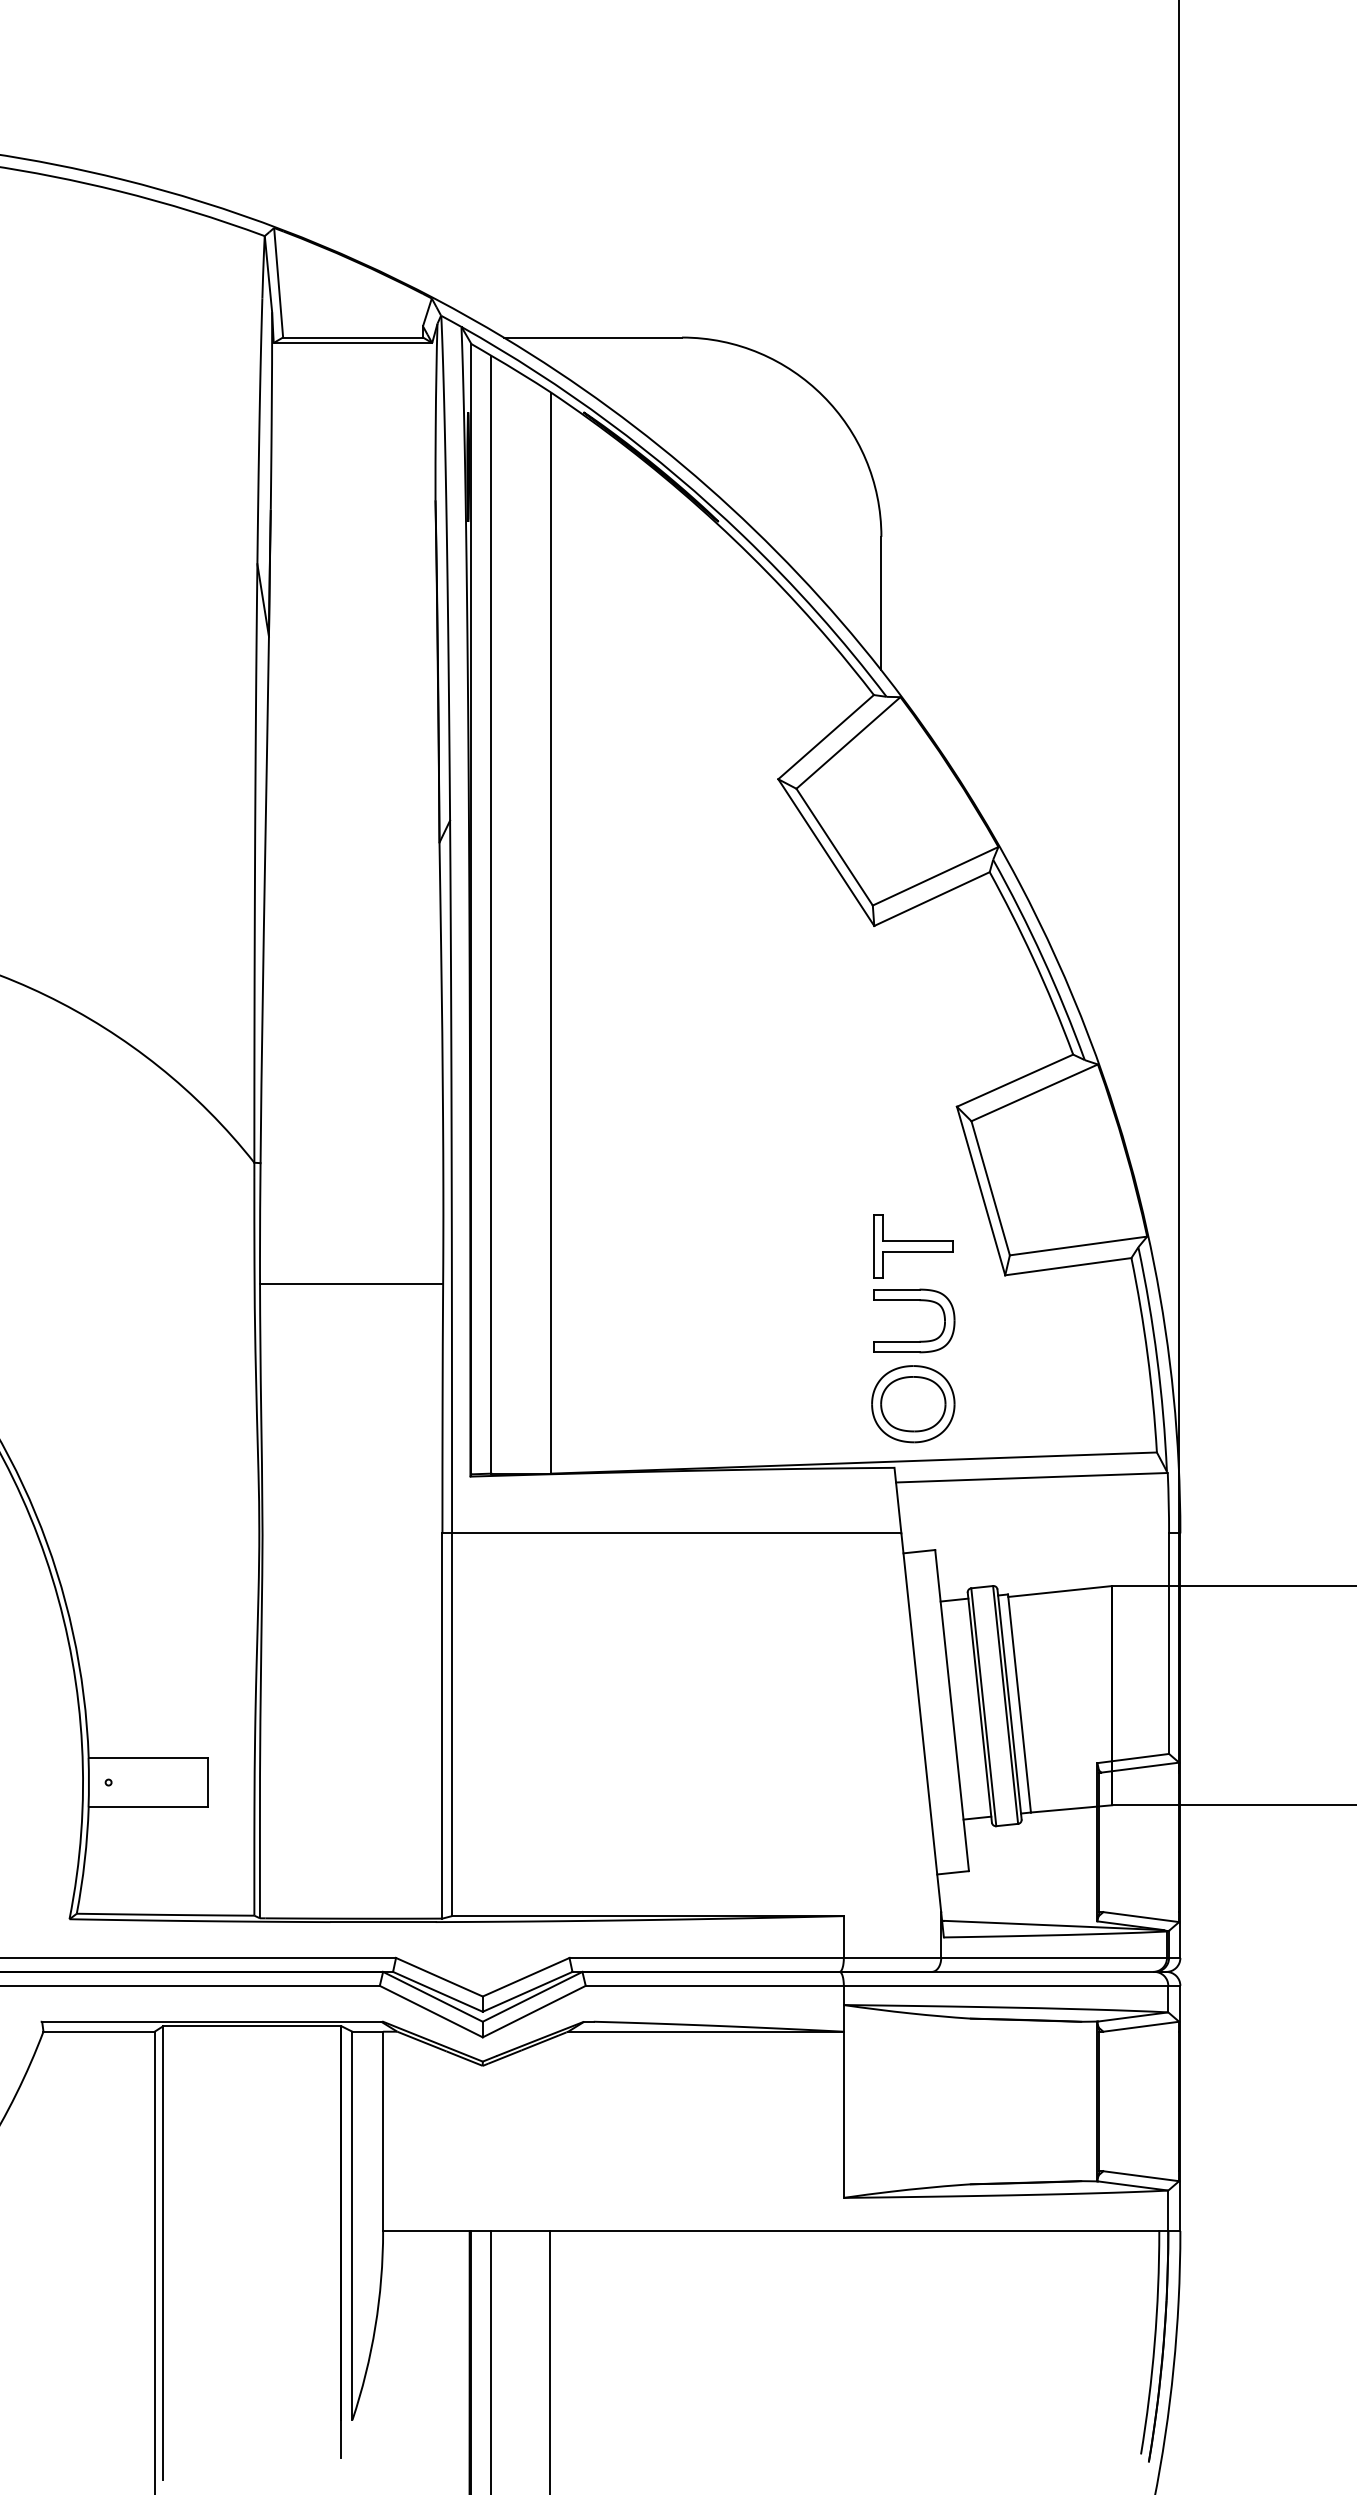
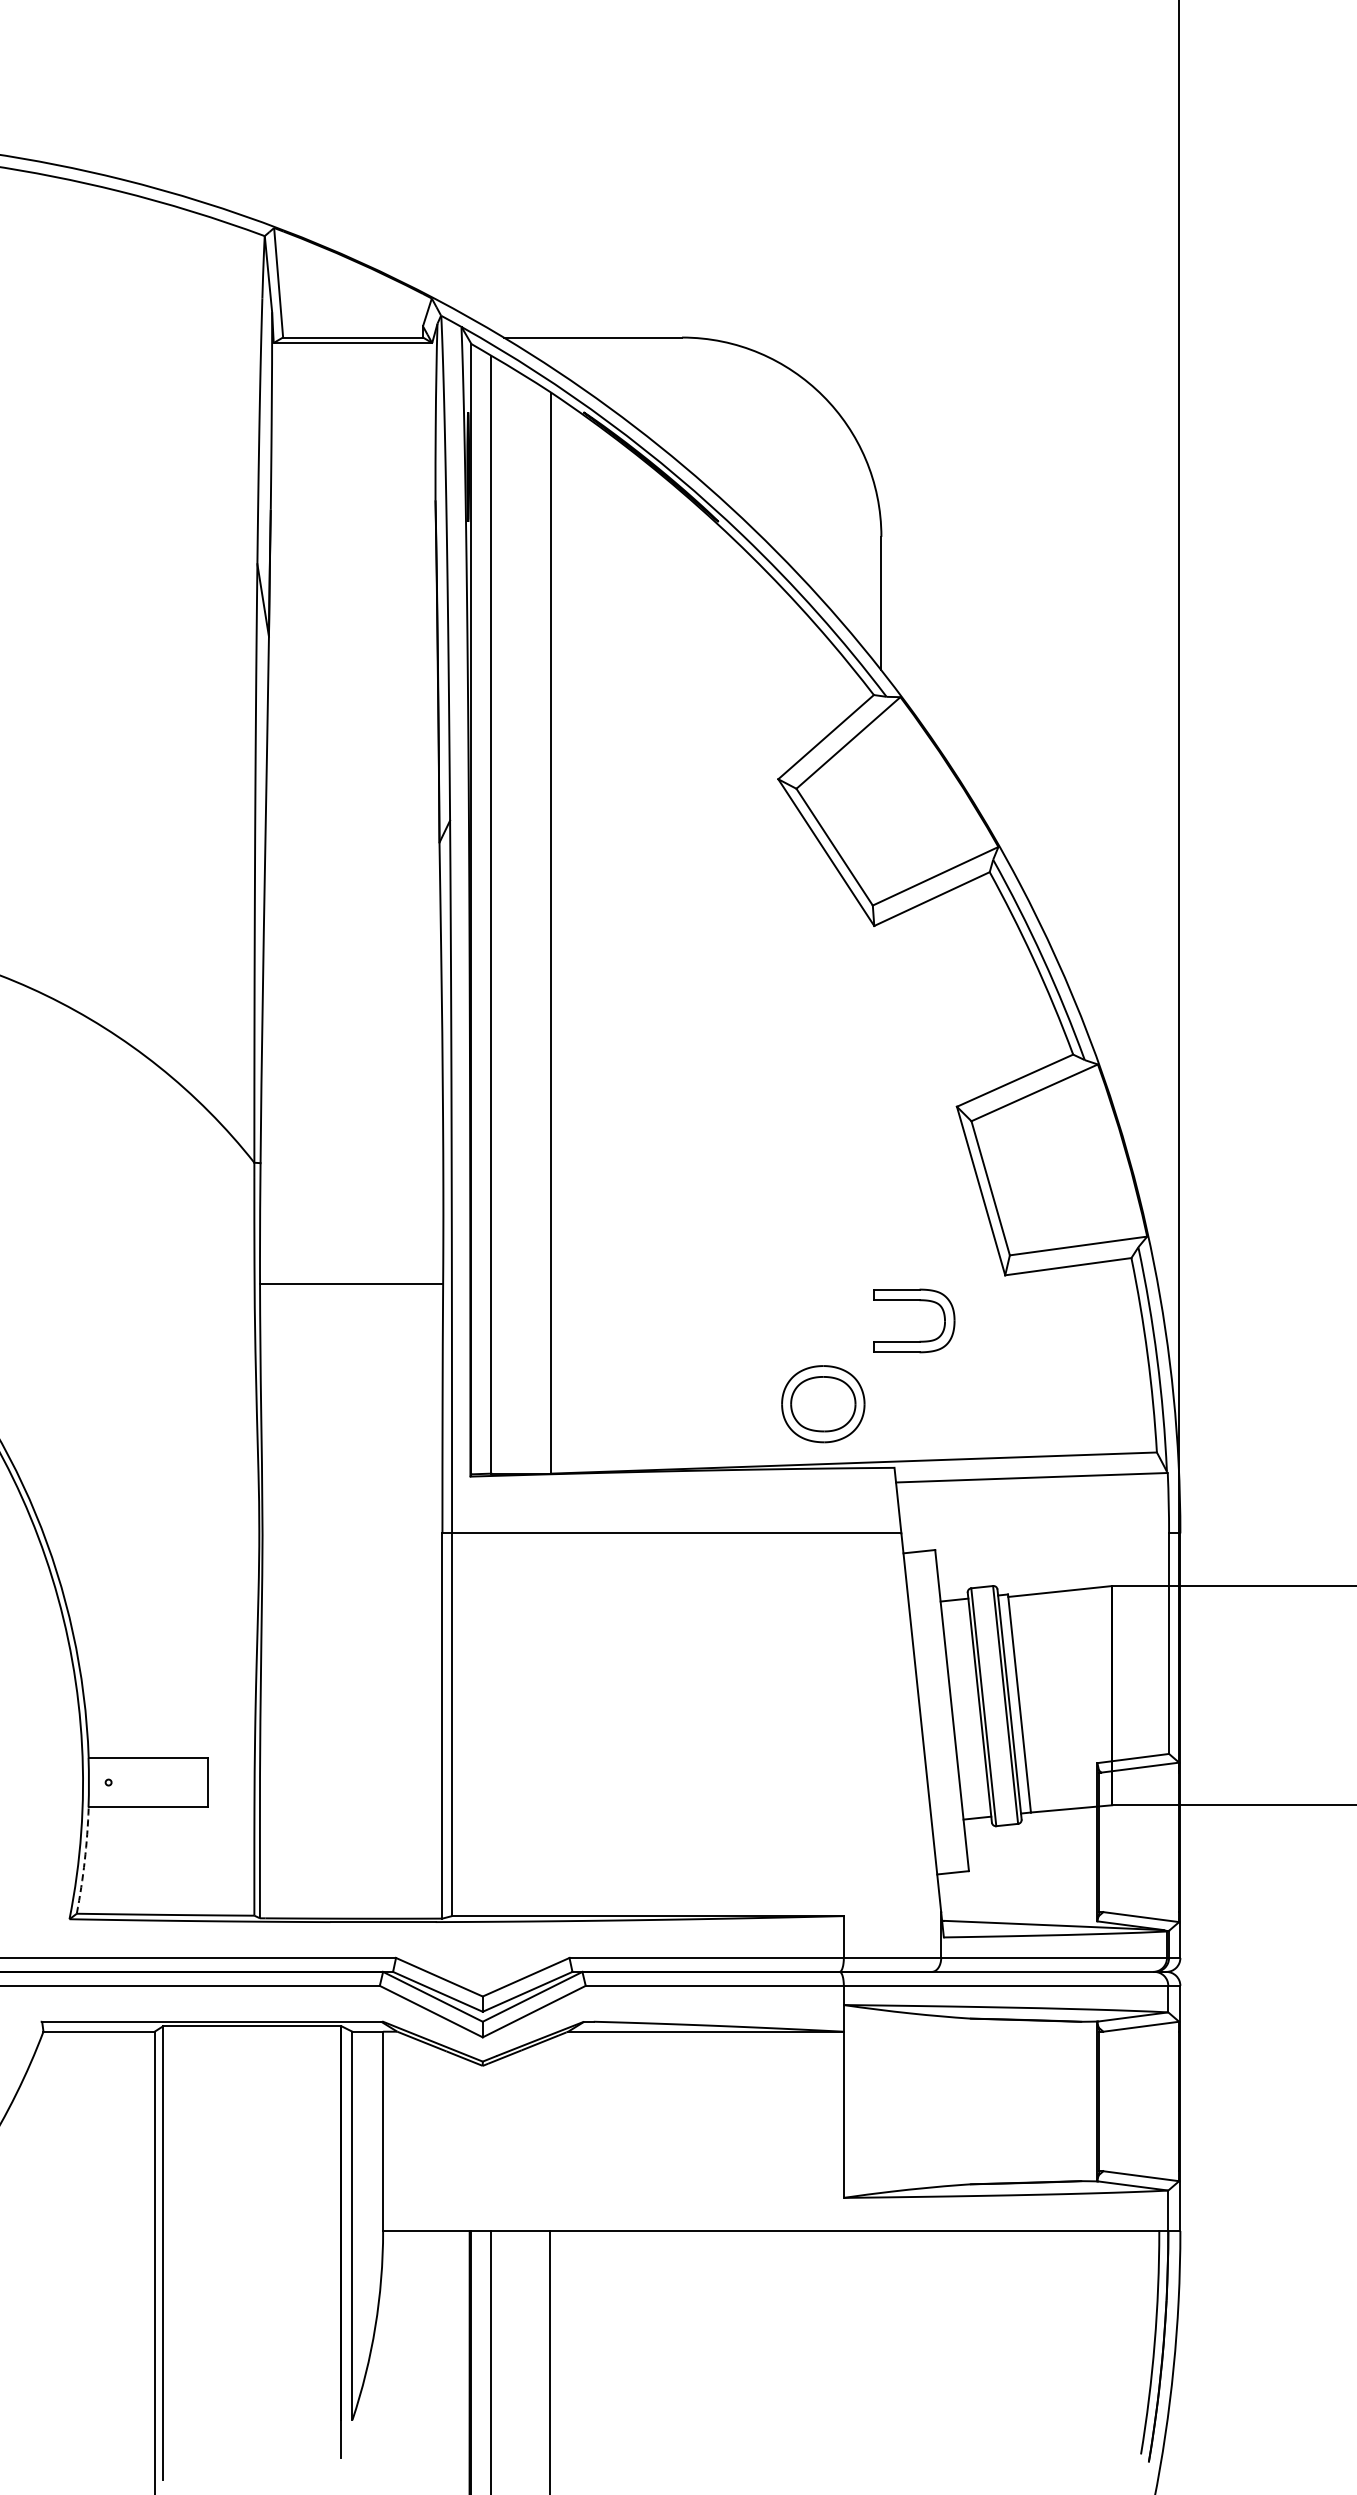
part: present -> none (913, 1246)
part position: (913, 1404) -> (823, 1404) (823, 1404)
arc: solid -> dashed (84, 1860)
